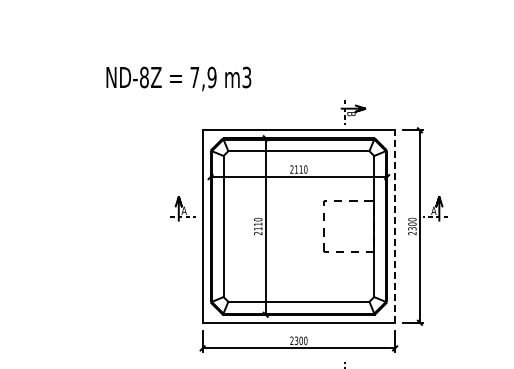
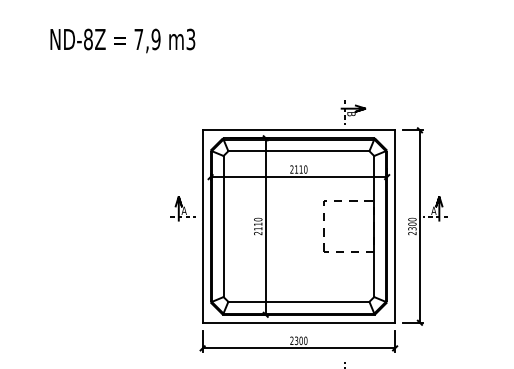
text position: (178, 78) -> (122, 40) (122, 40)
line: dashed -> solid (395, 226)
